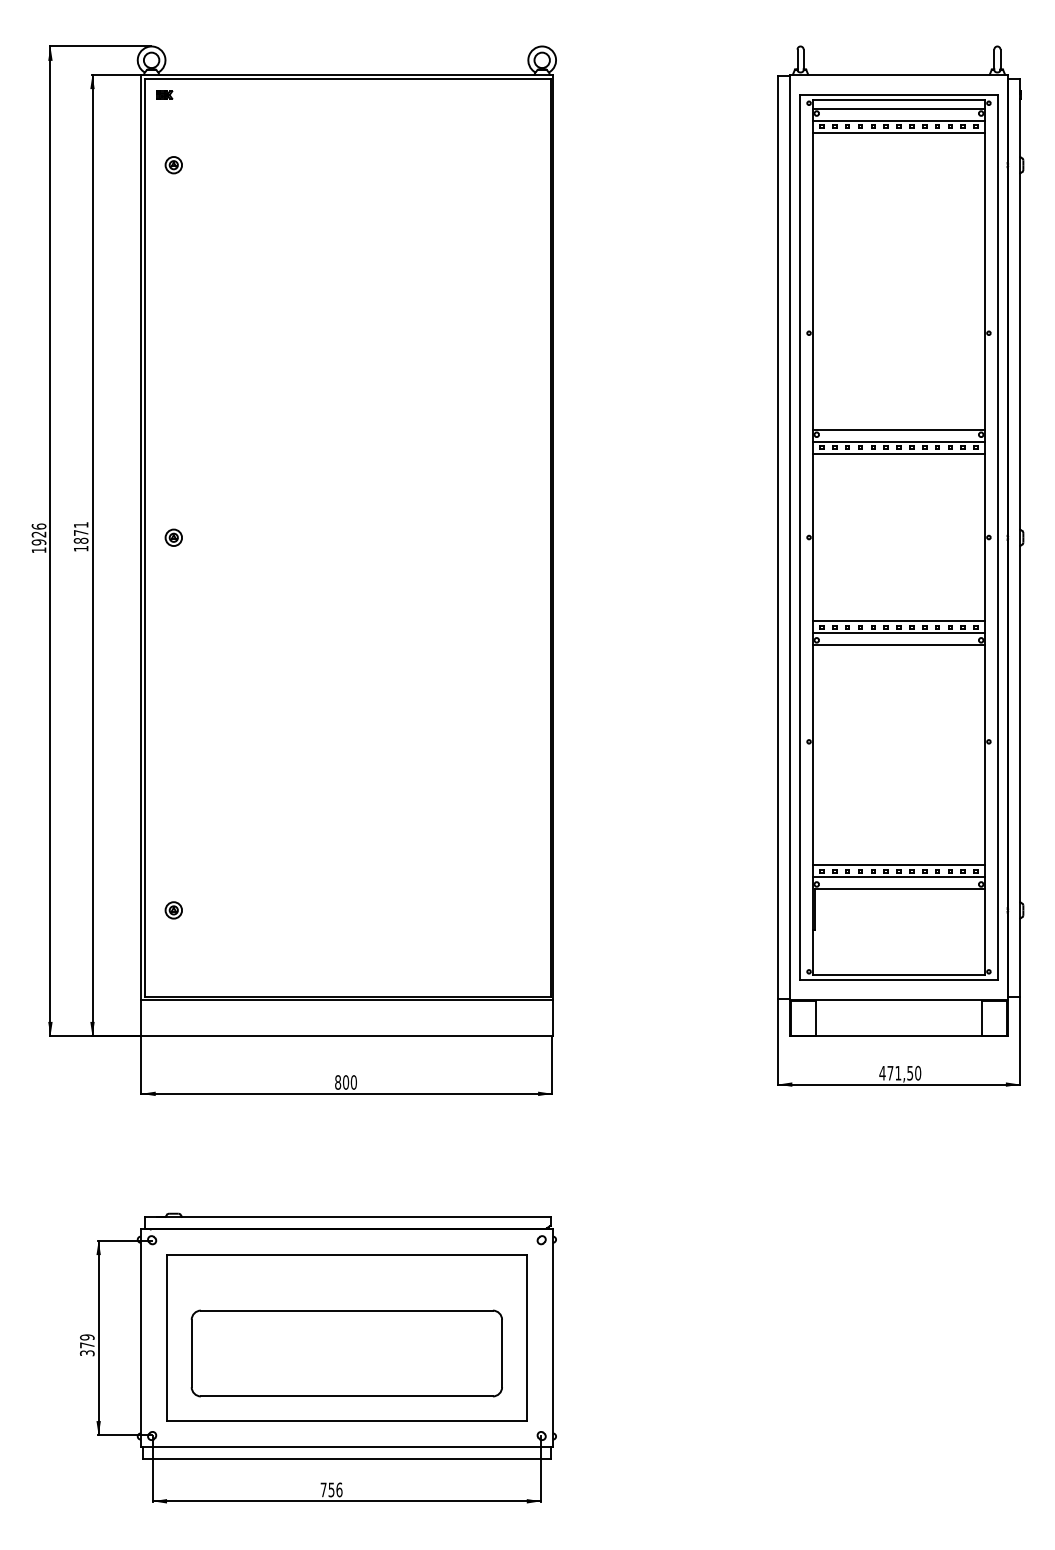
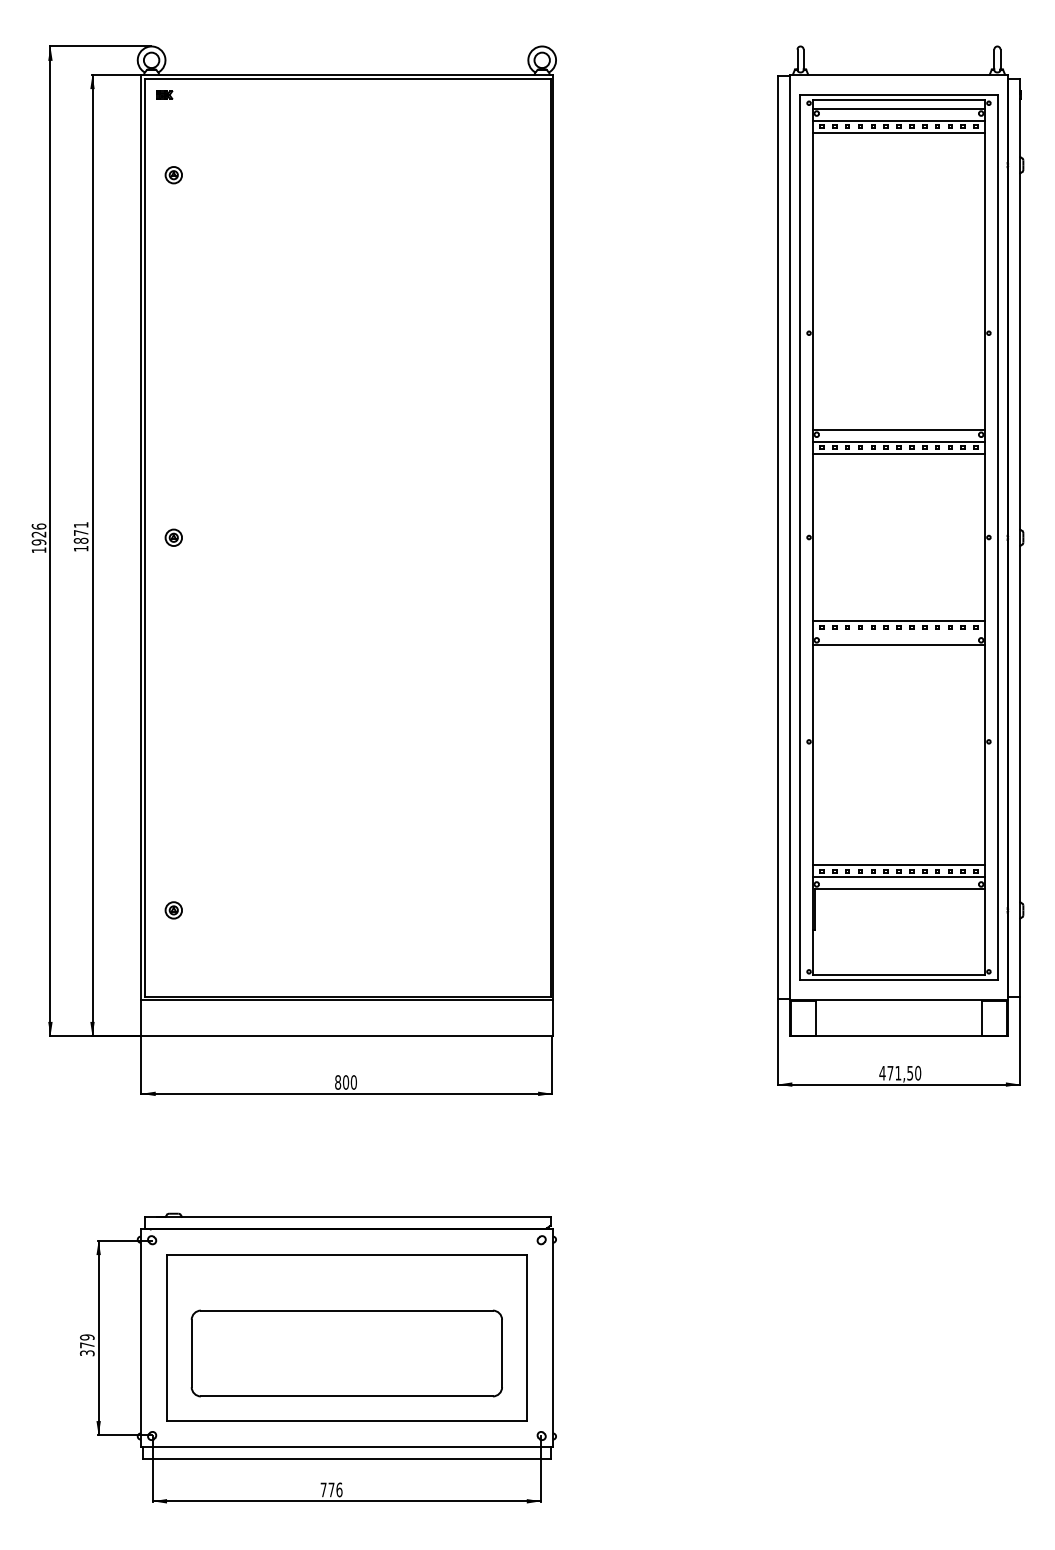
part position: (173, 165) -> (173, 175) (173, 175)
line: present -> none (898, 633)
text: 756 -> 776 (331, 1489)
